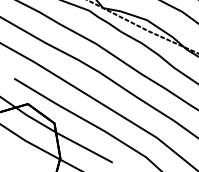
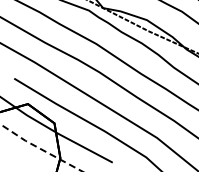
line: solid -> dashed (39, 148)
